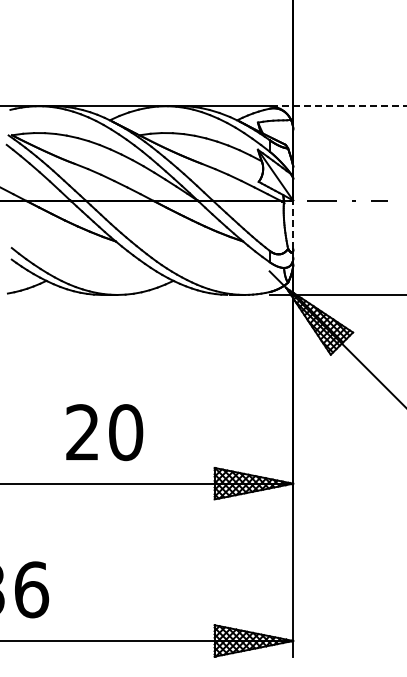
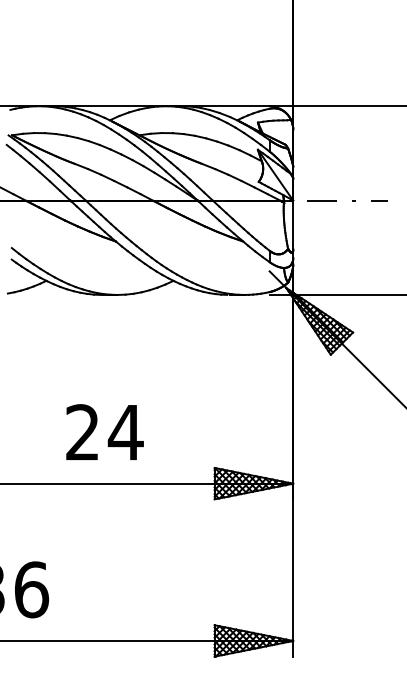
line: dashed -> solid (337, 106)
line: dashed -> solid (293, 224)
text: 20 -> 24 (125, 432)
